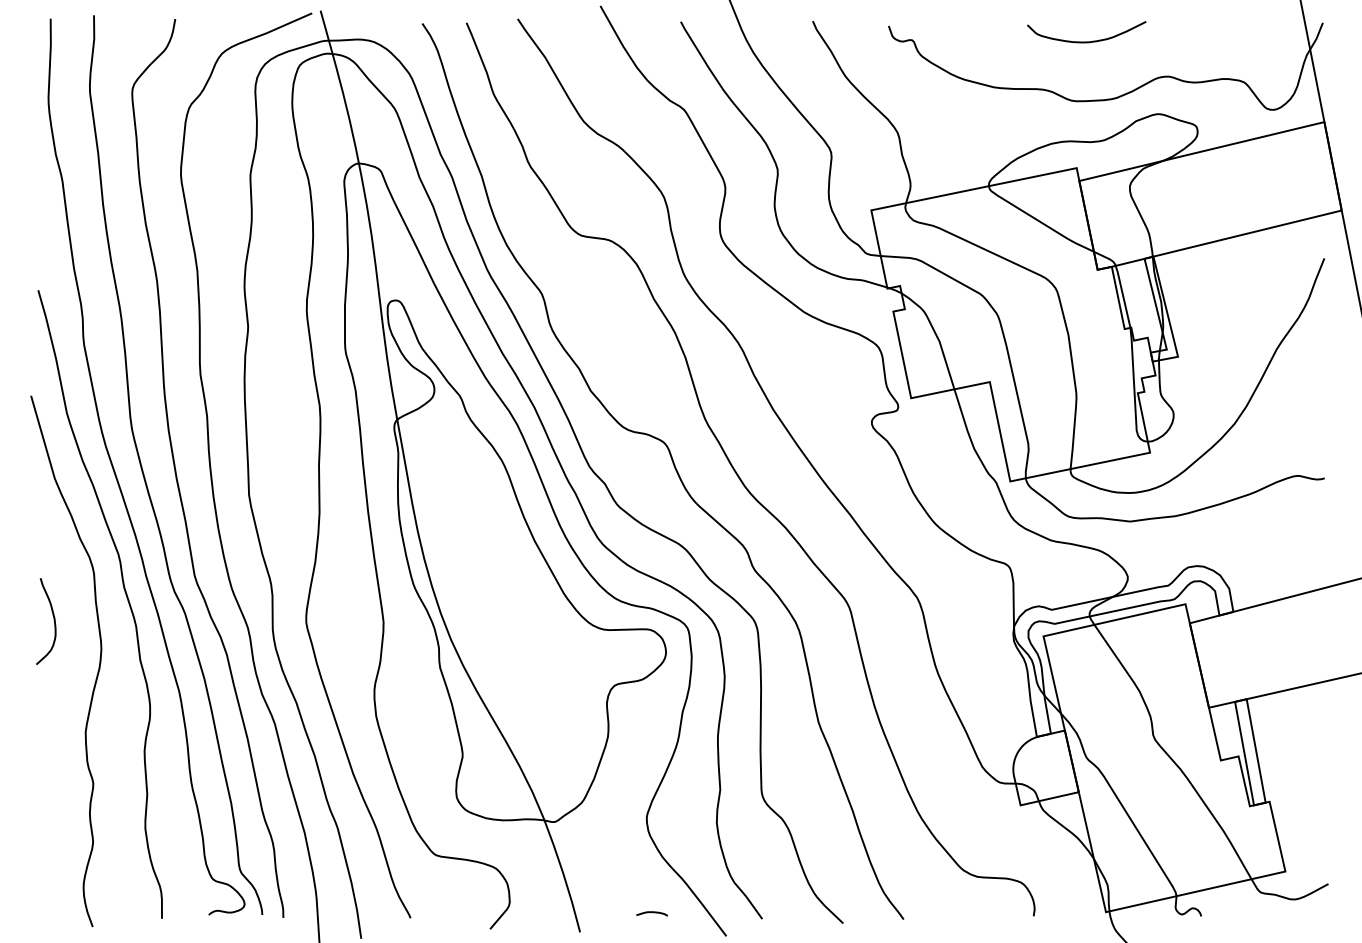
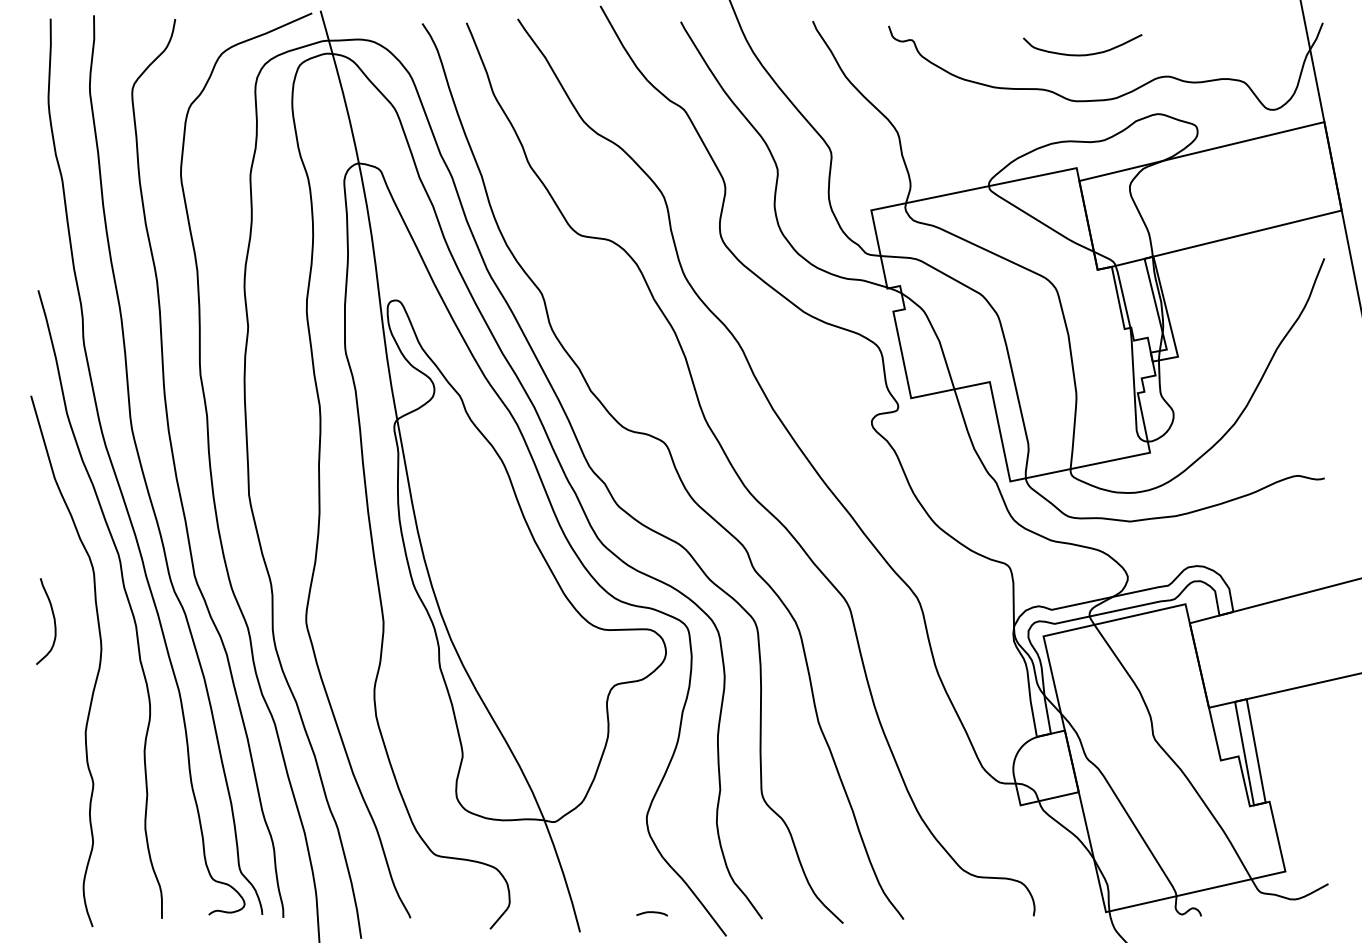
curve position: (1086, 41) -> (1082, 54) (1082, 54)
